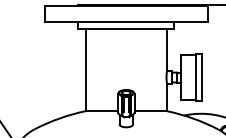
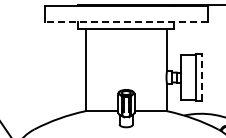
line: solid -> dashed (126, 22)
line: solid -> dashed (202, 77)
